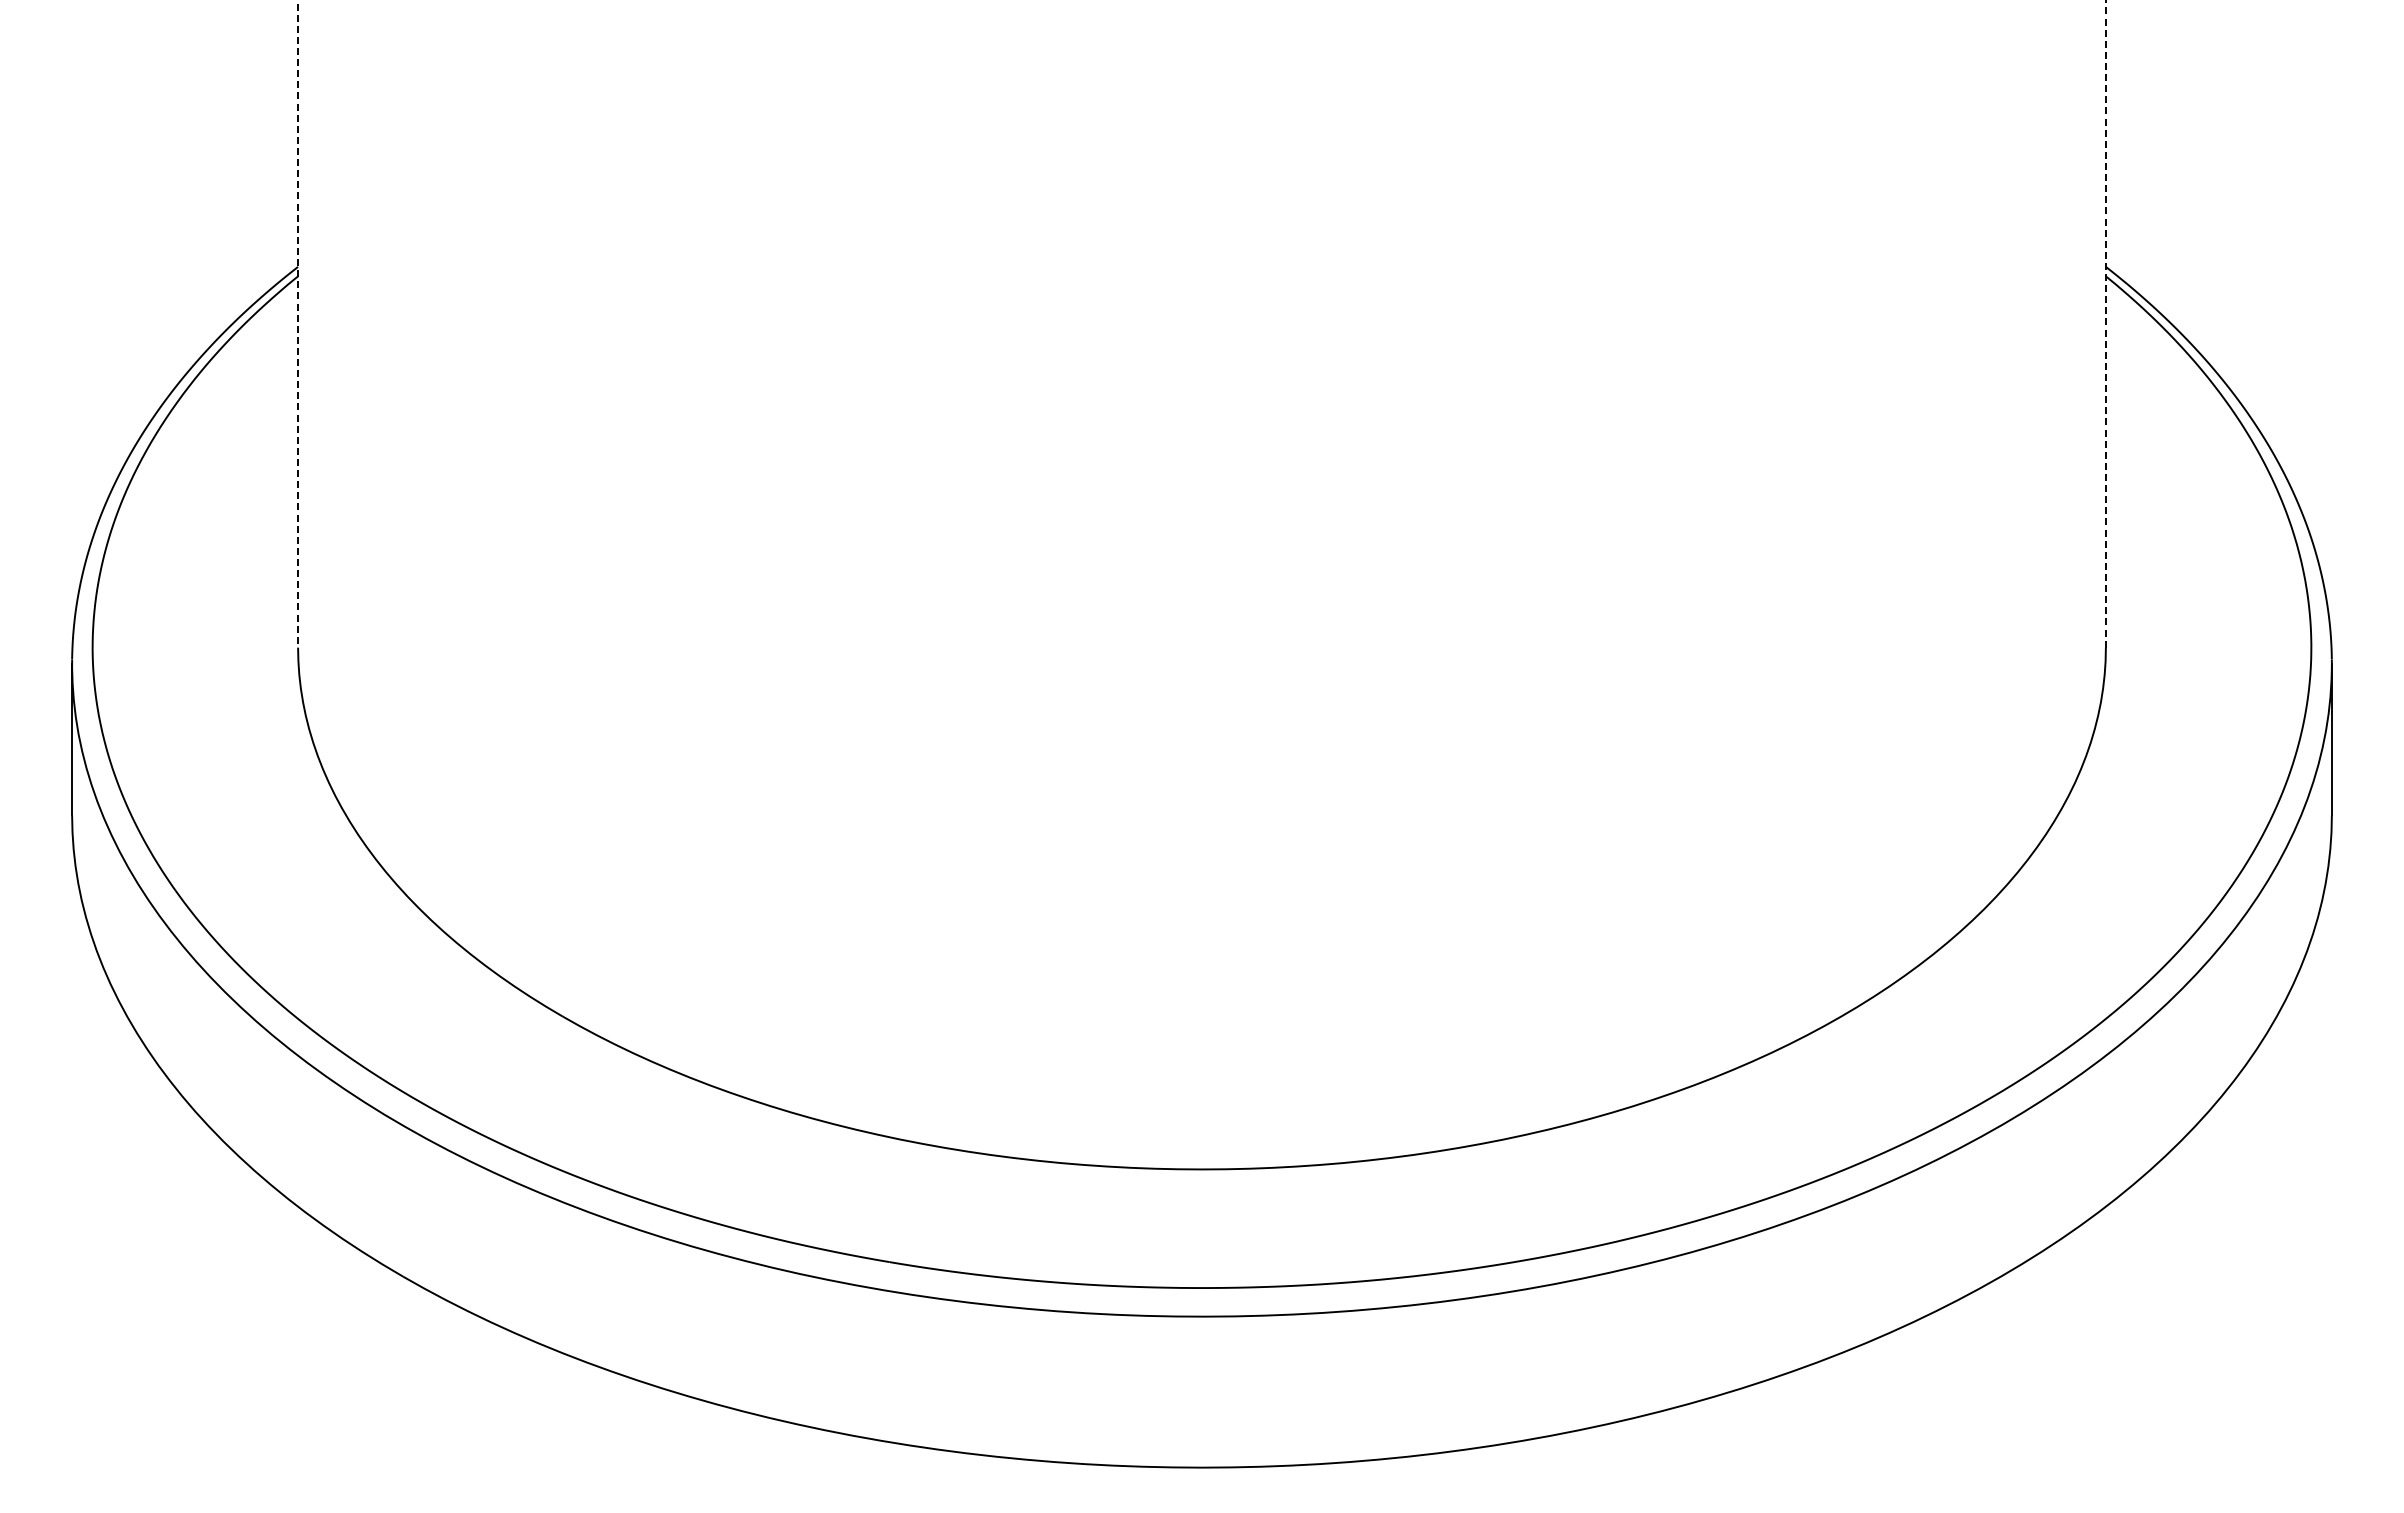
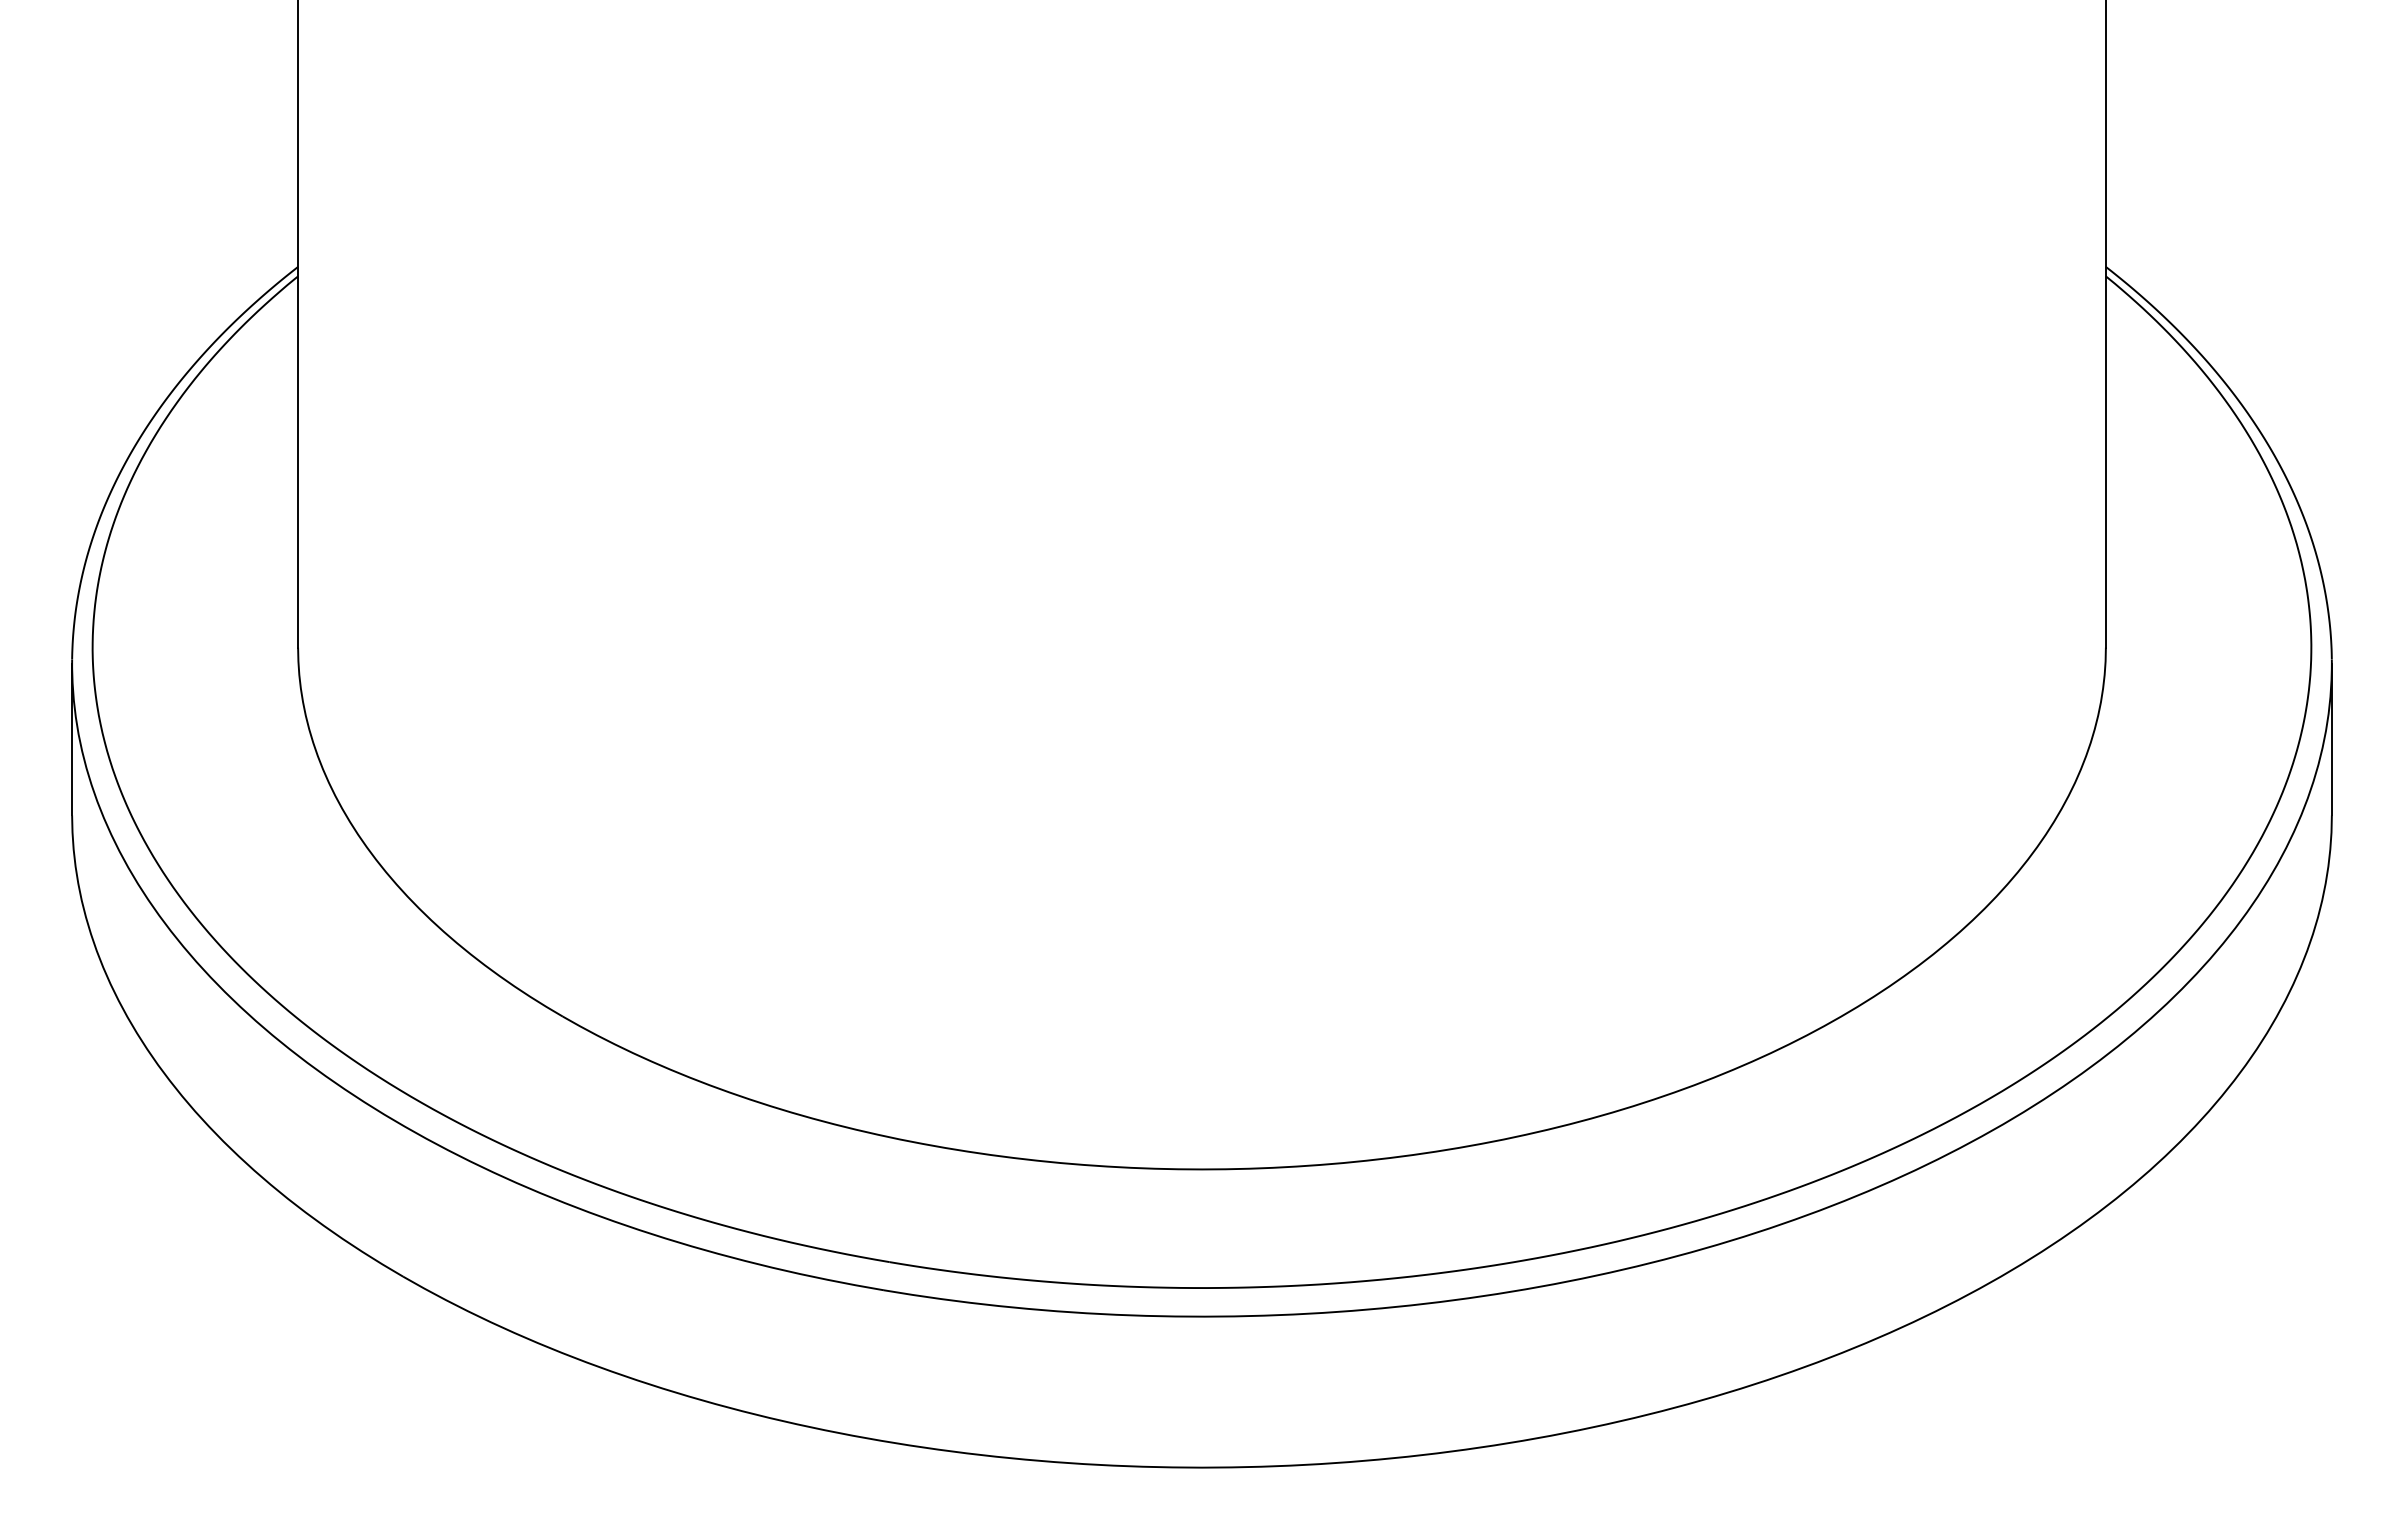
line: dashed -> solid (2105, 323)
line: dashed -> solid (298, 324)
